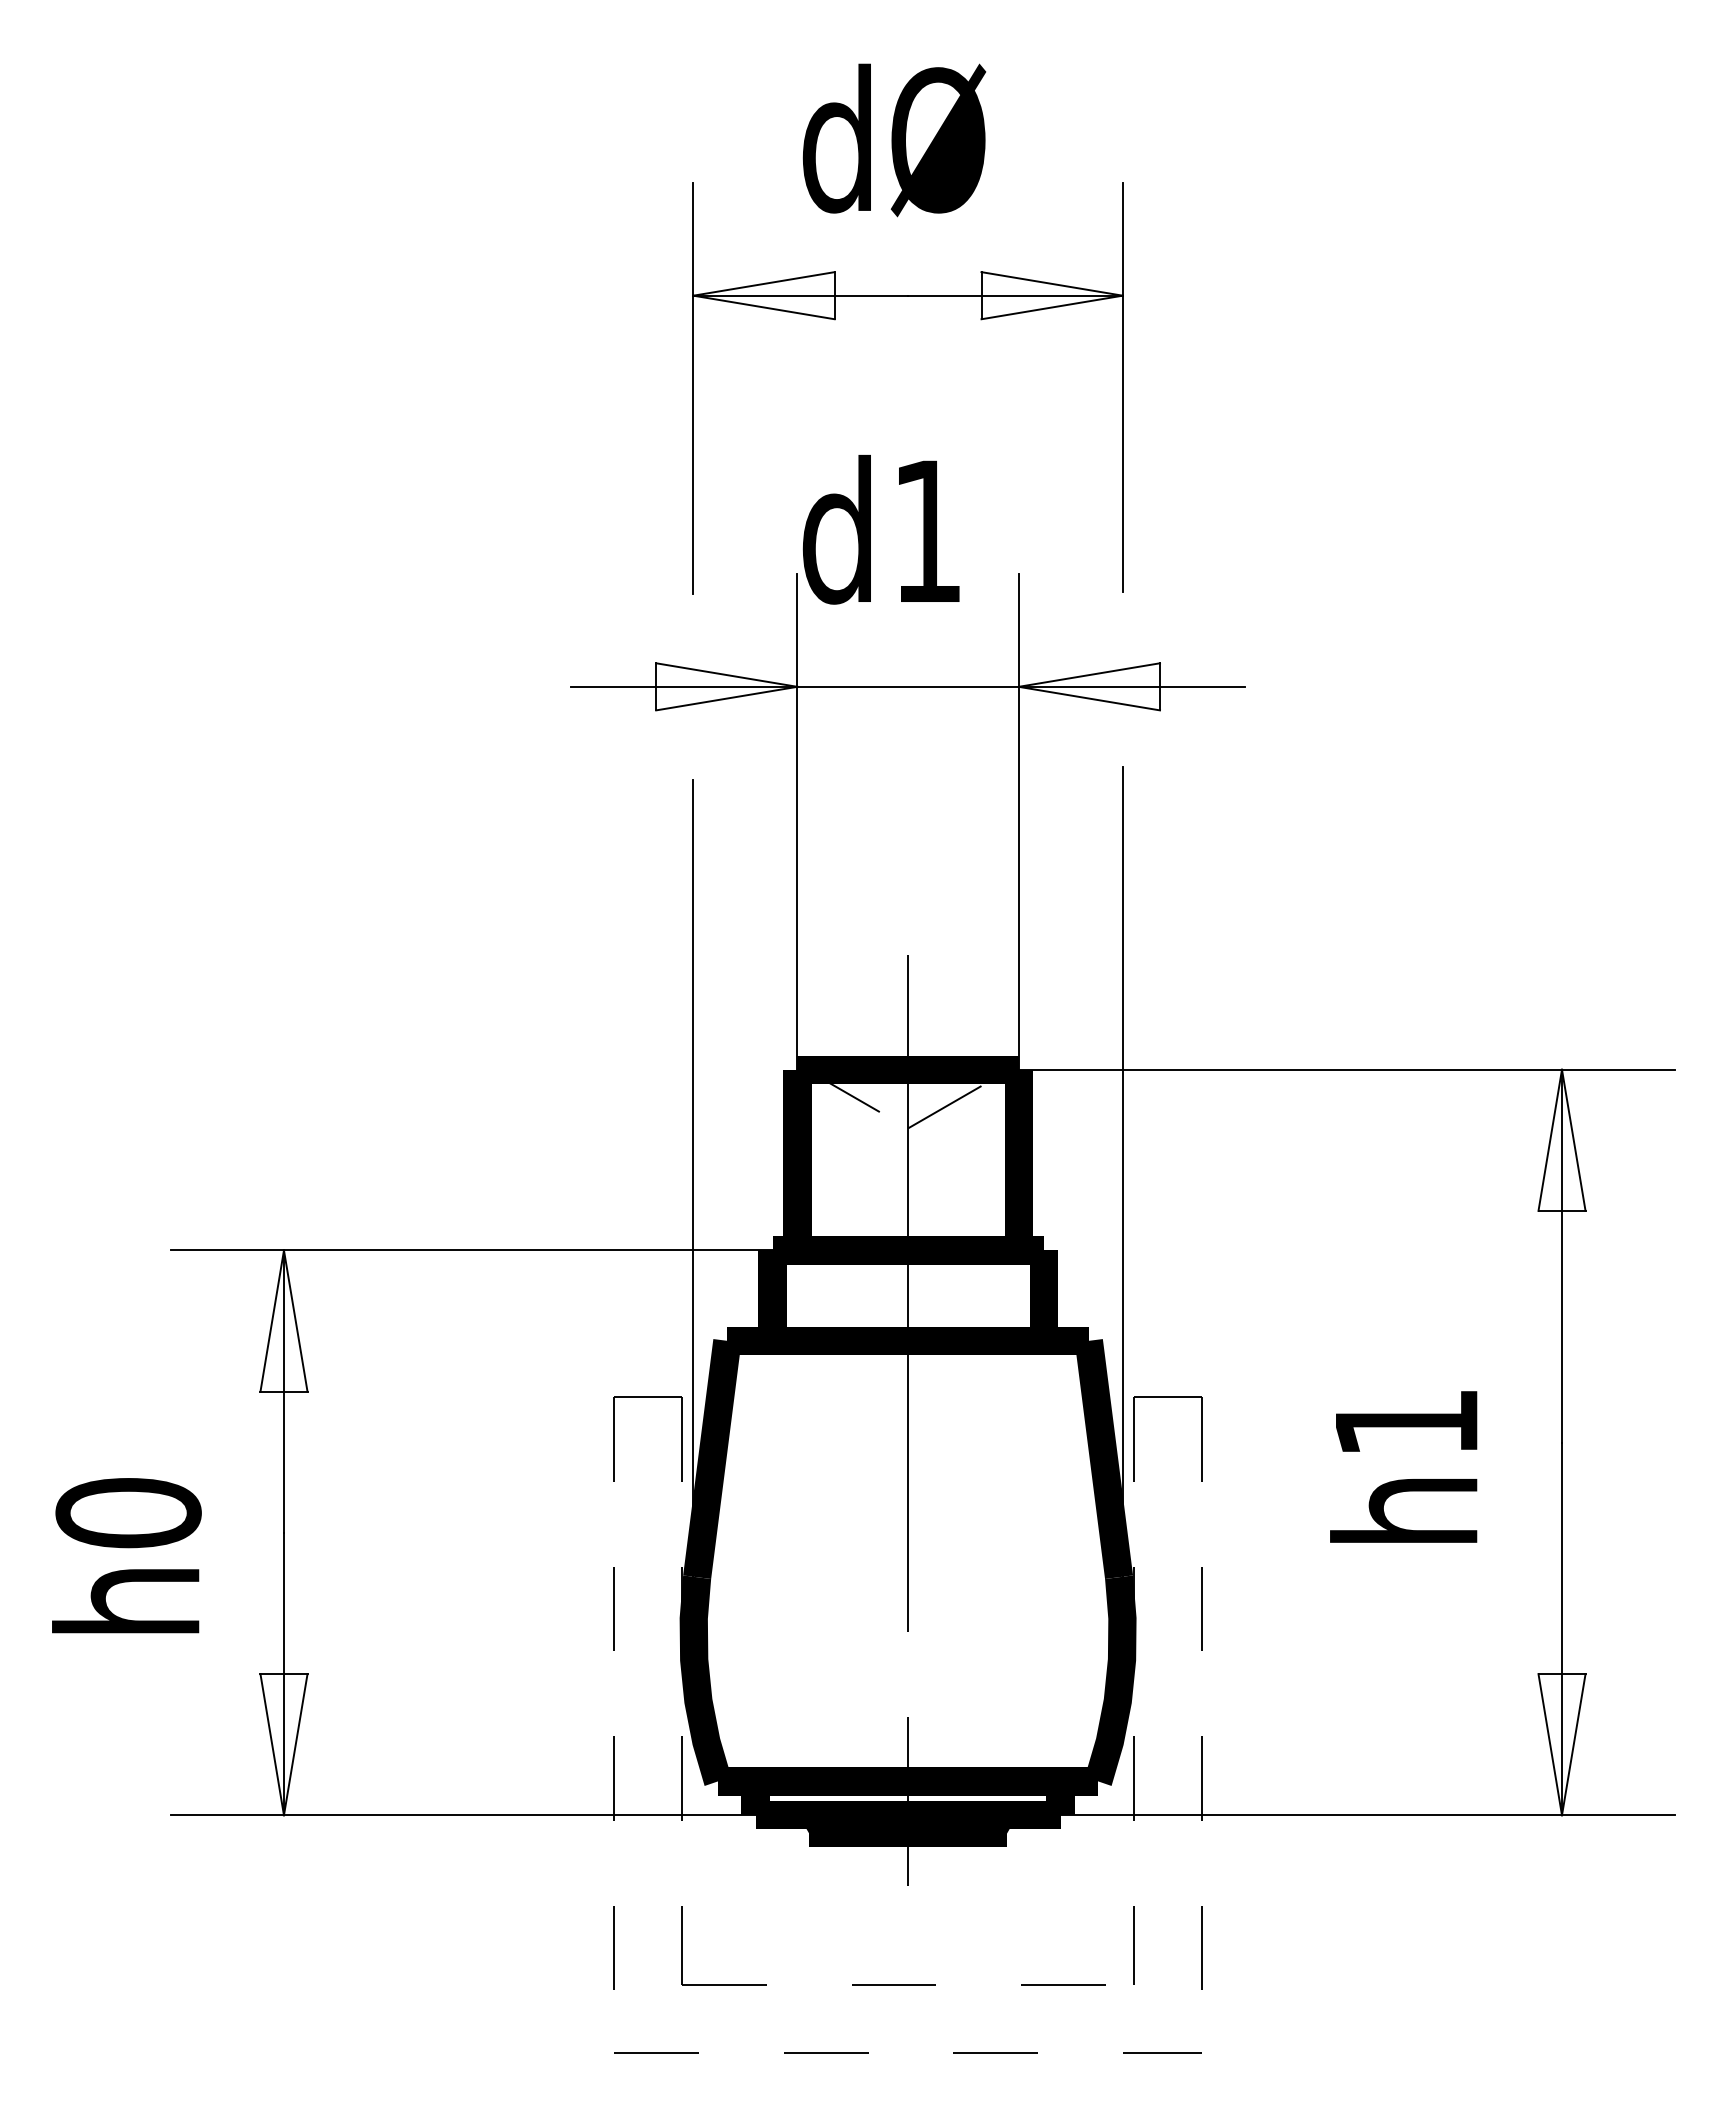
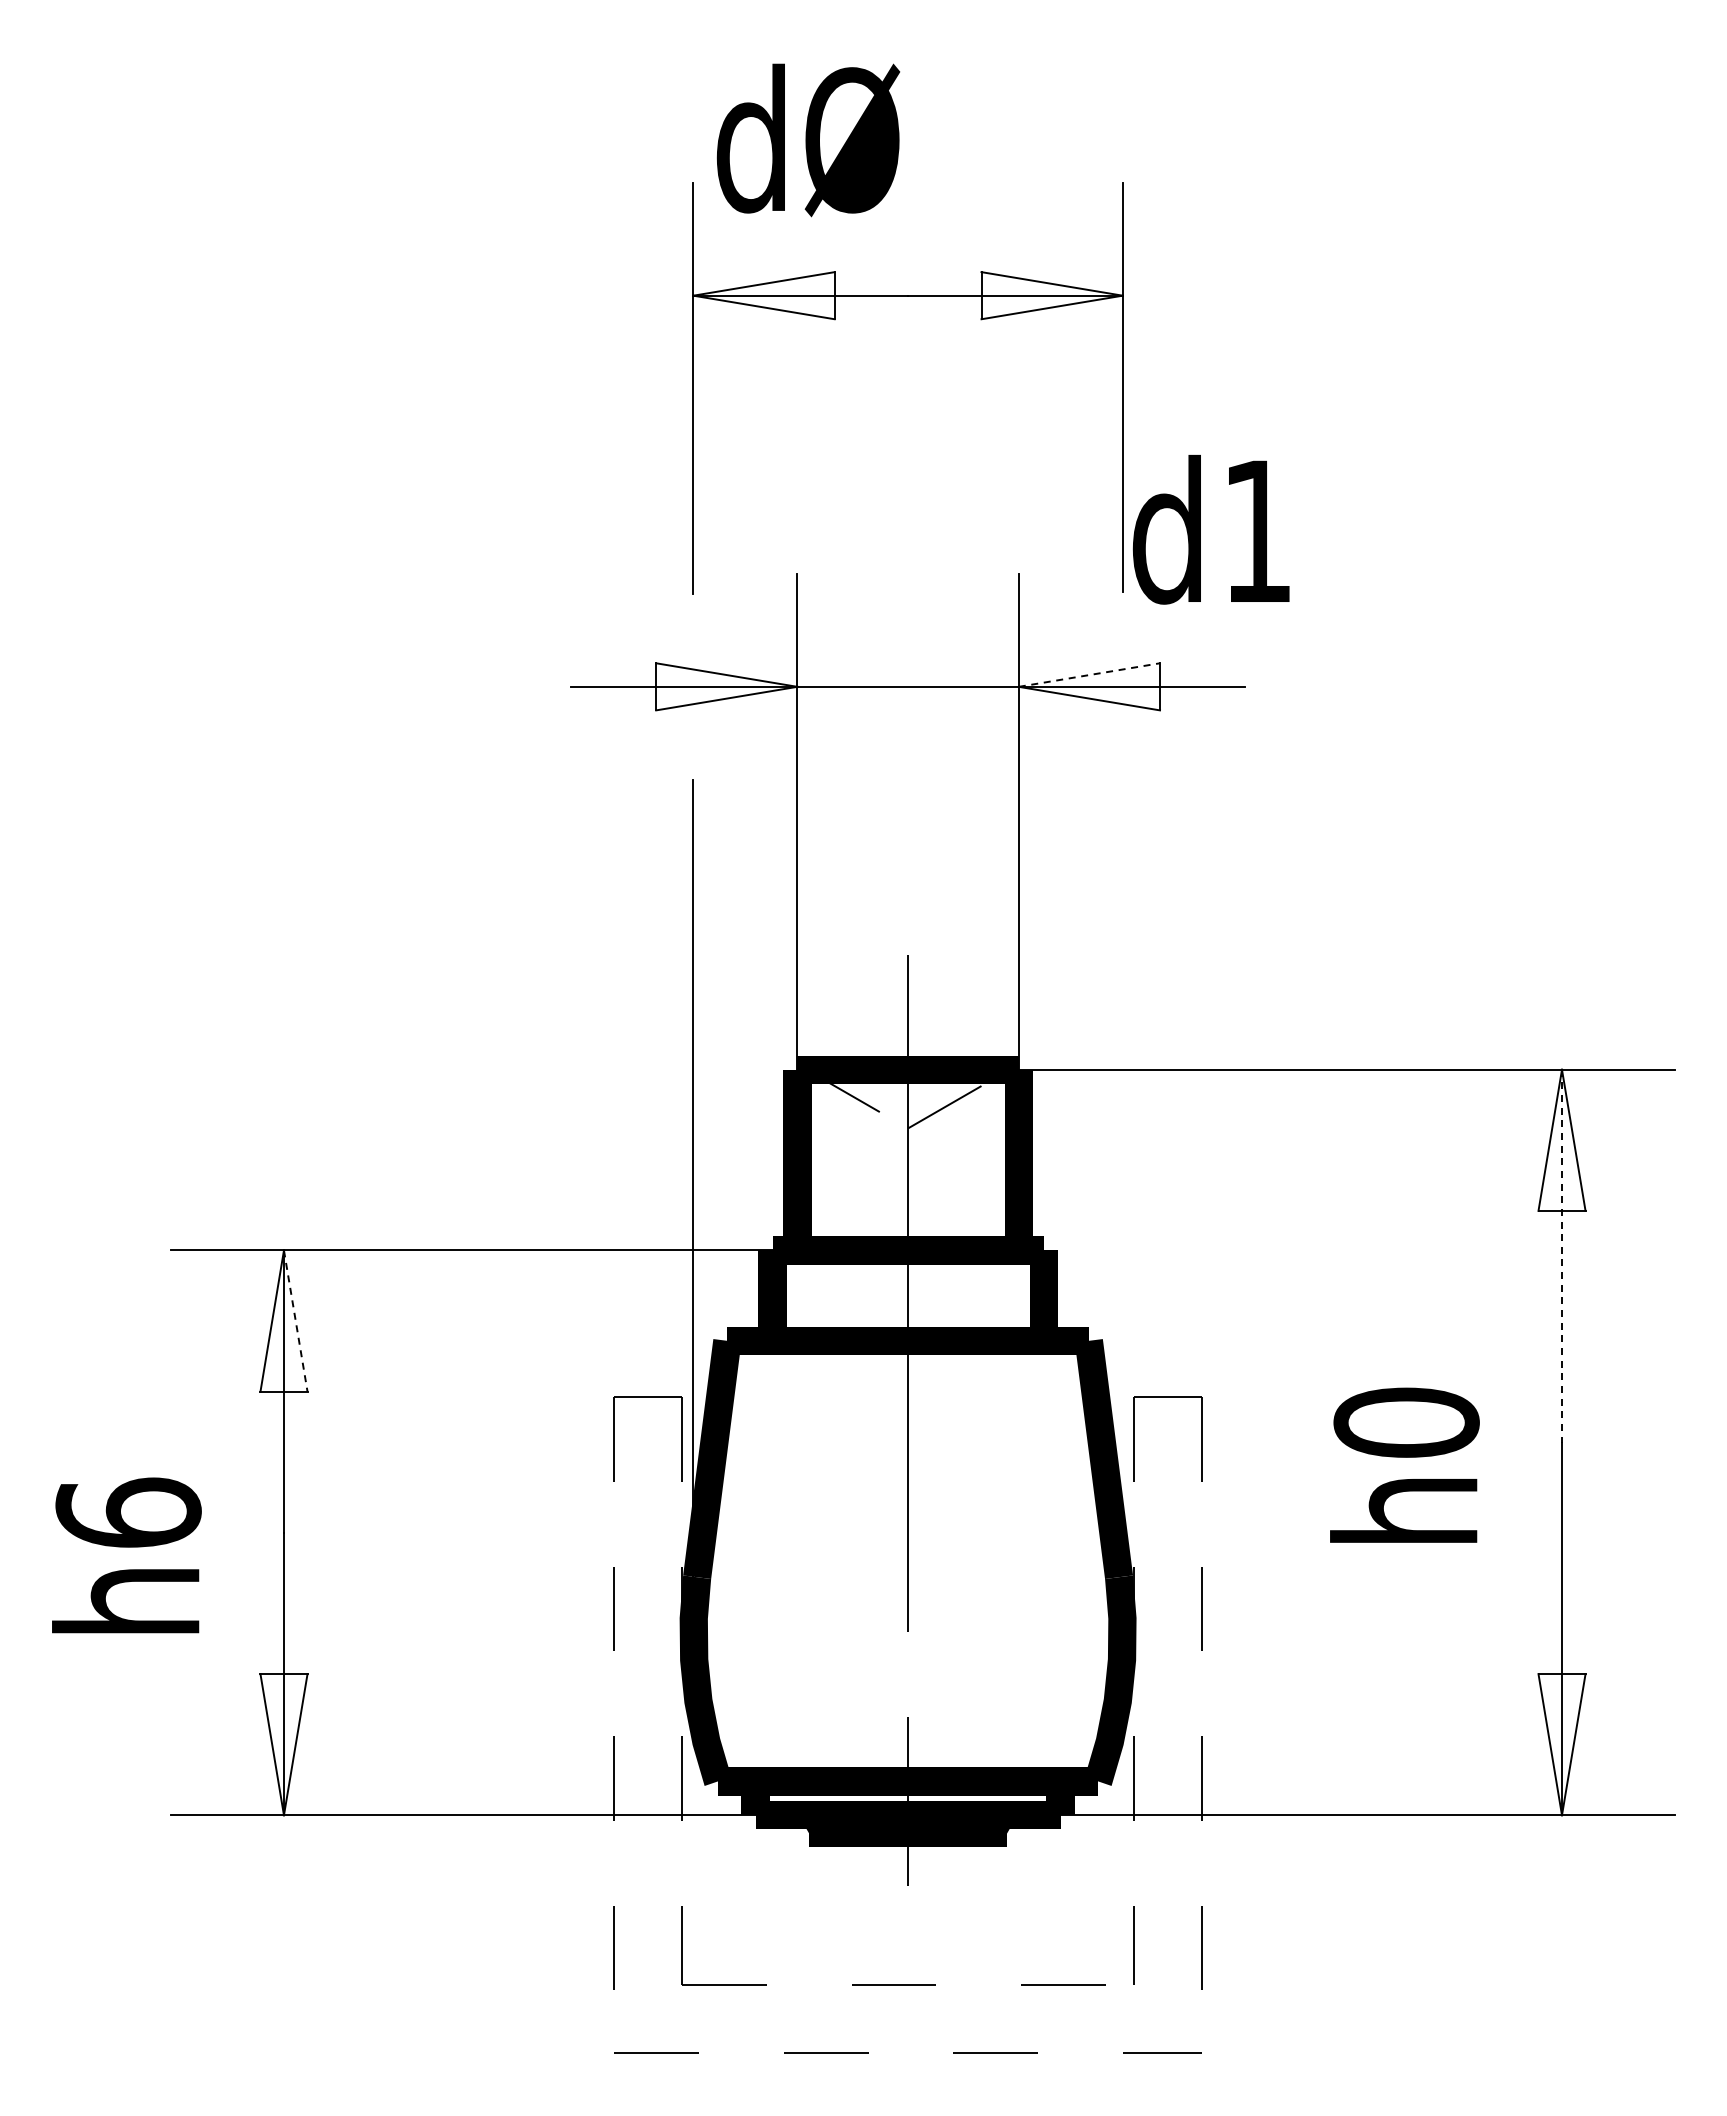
text position: (894, 140) -> (808, 140) (808, 140)
text position: (880, 529) -> (1210, 529) (1210, 529)
line: solid -> dashed (1089, 675)
line: present -> none (1122, 1200)
line: solid -> dashed (1561, 1256)
line: solid -> dashed (295, 1321)
text: h1 -> h0 (1406, 1422)
text: h0 -> h6 (128, 1512)
